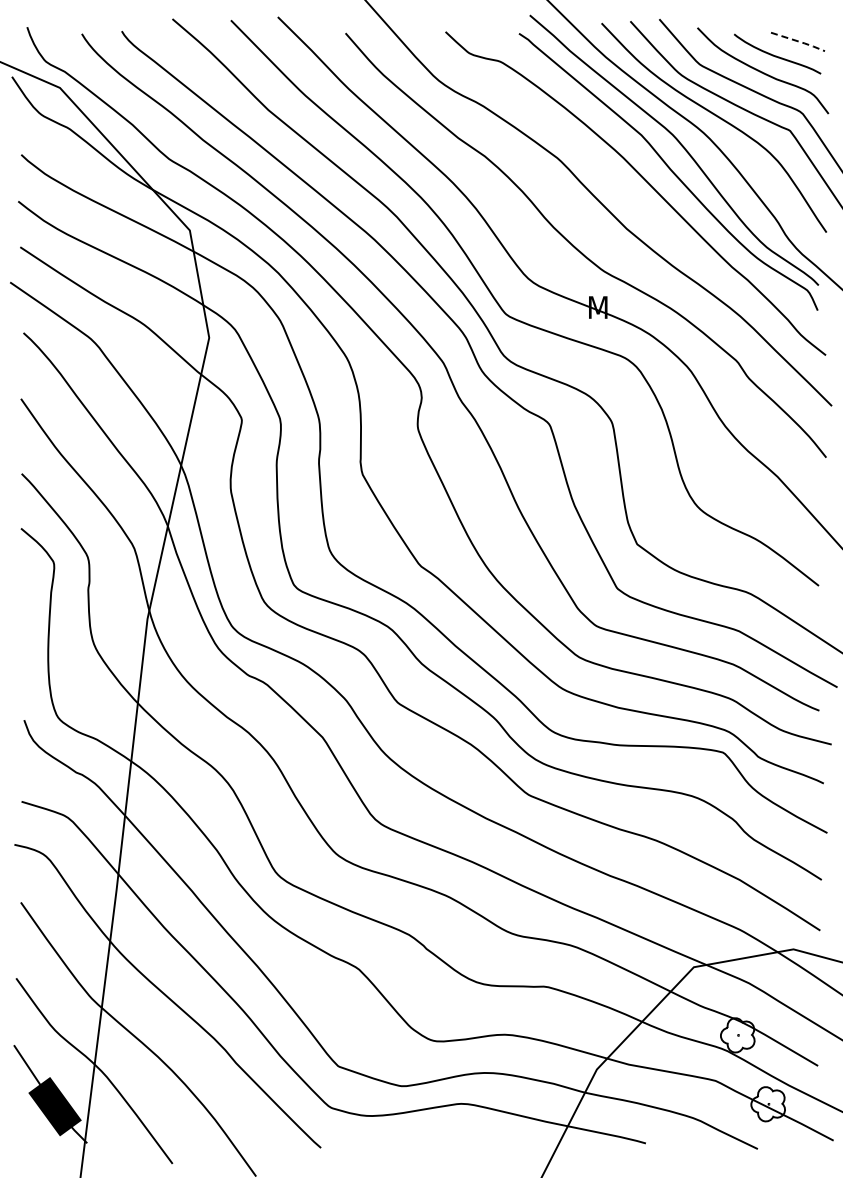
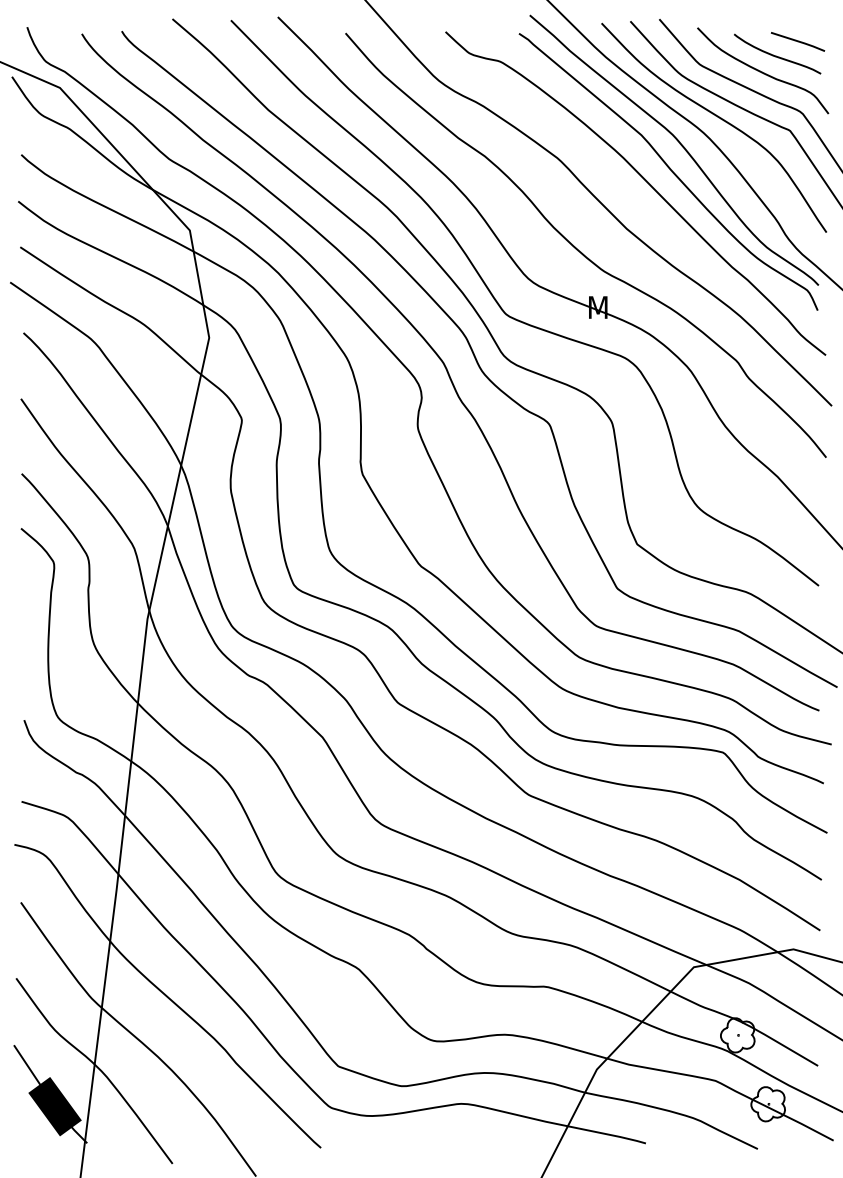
line: dashed -> solid (799, 41)
